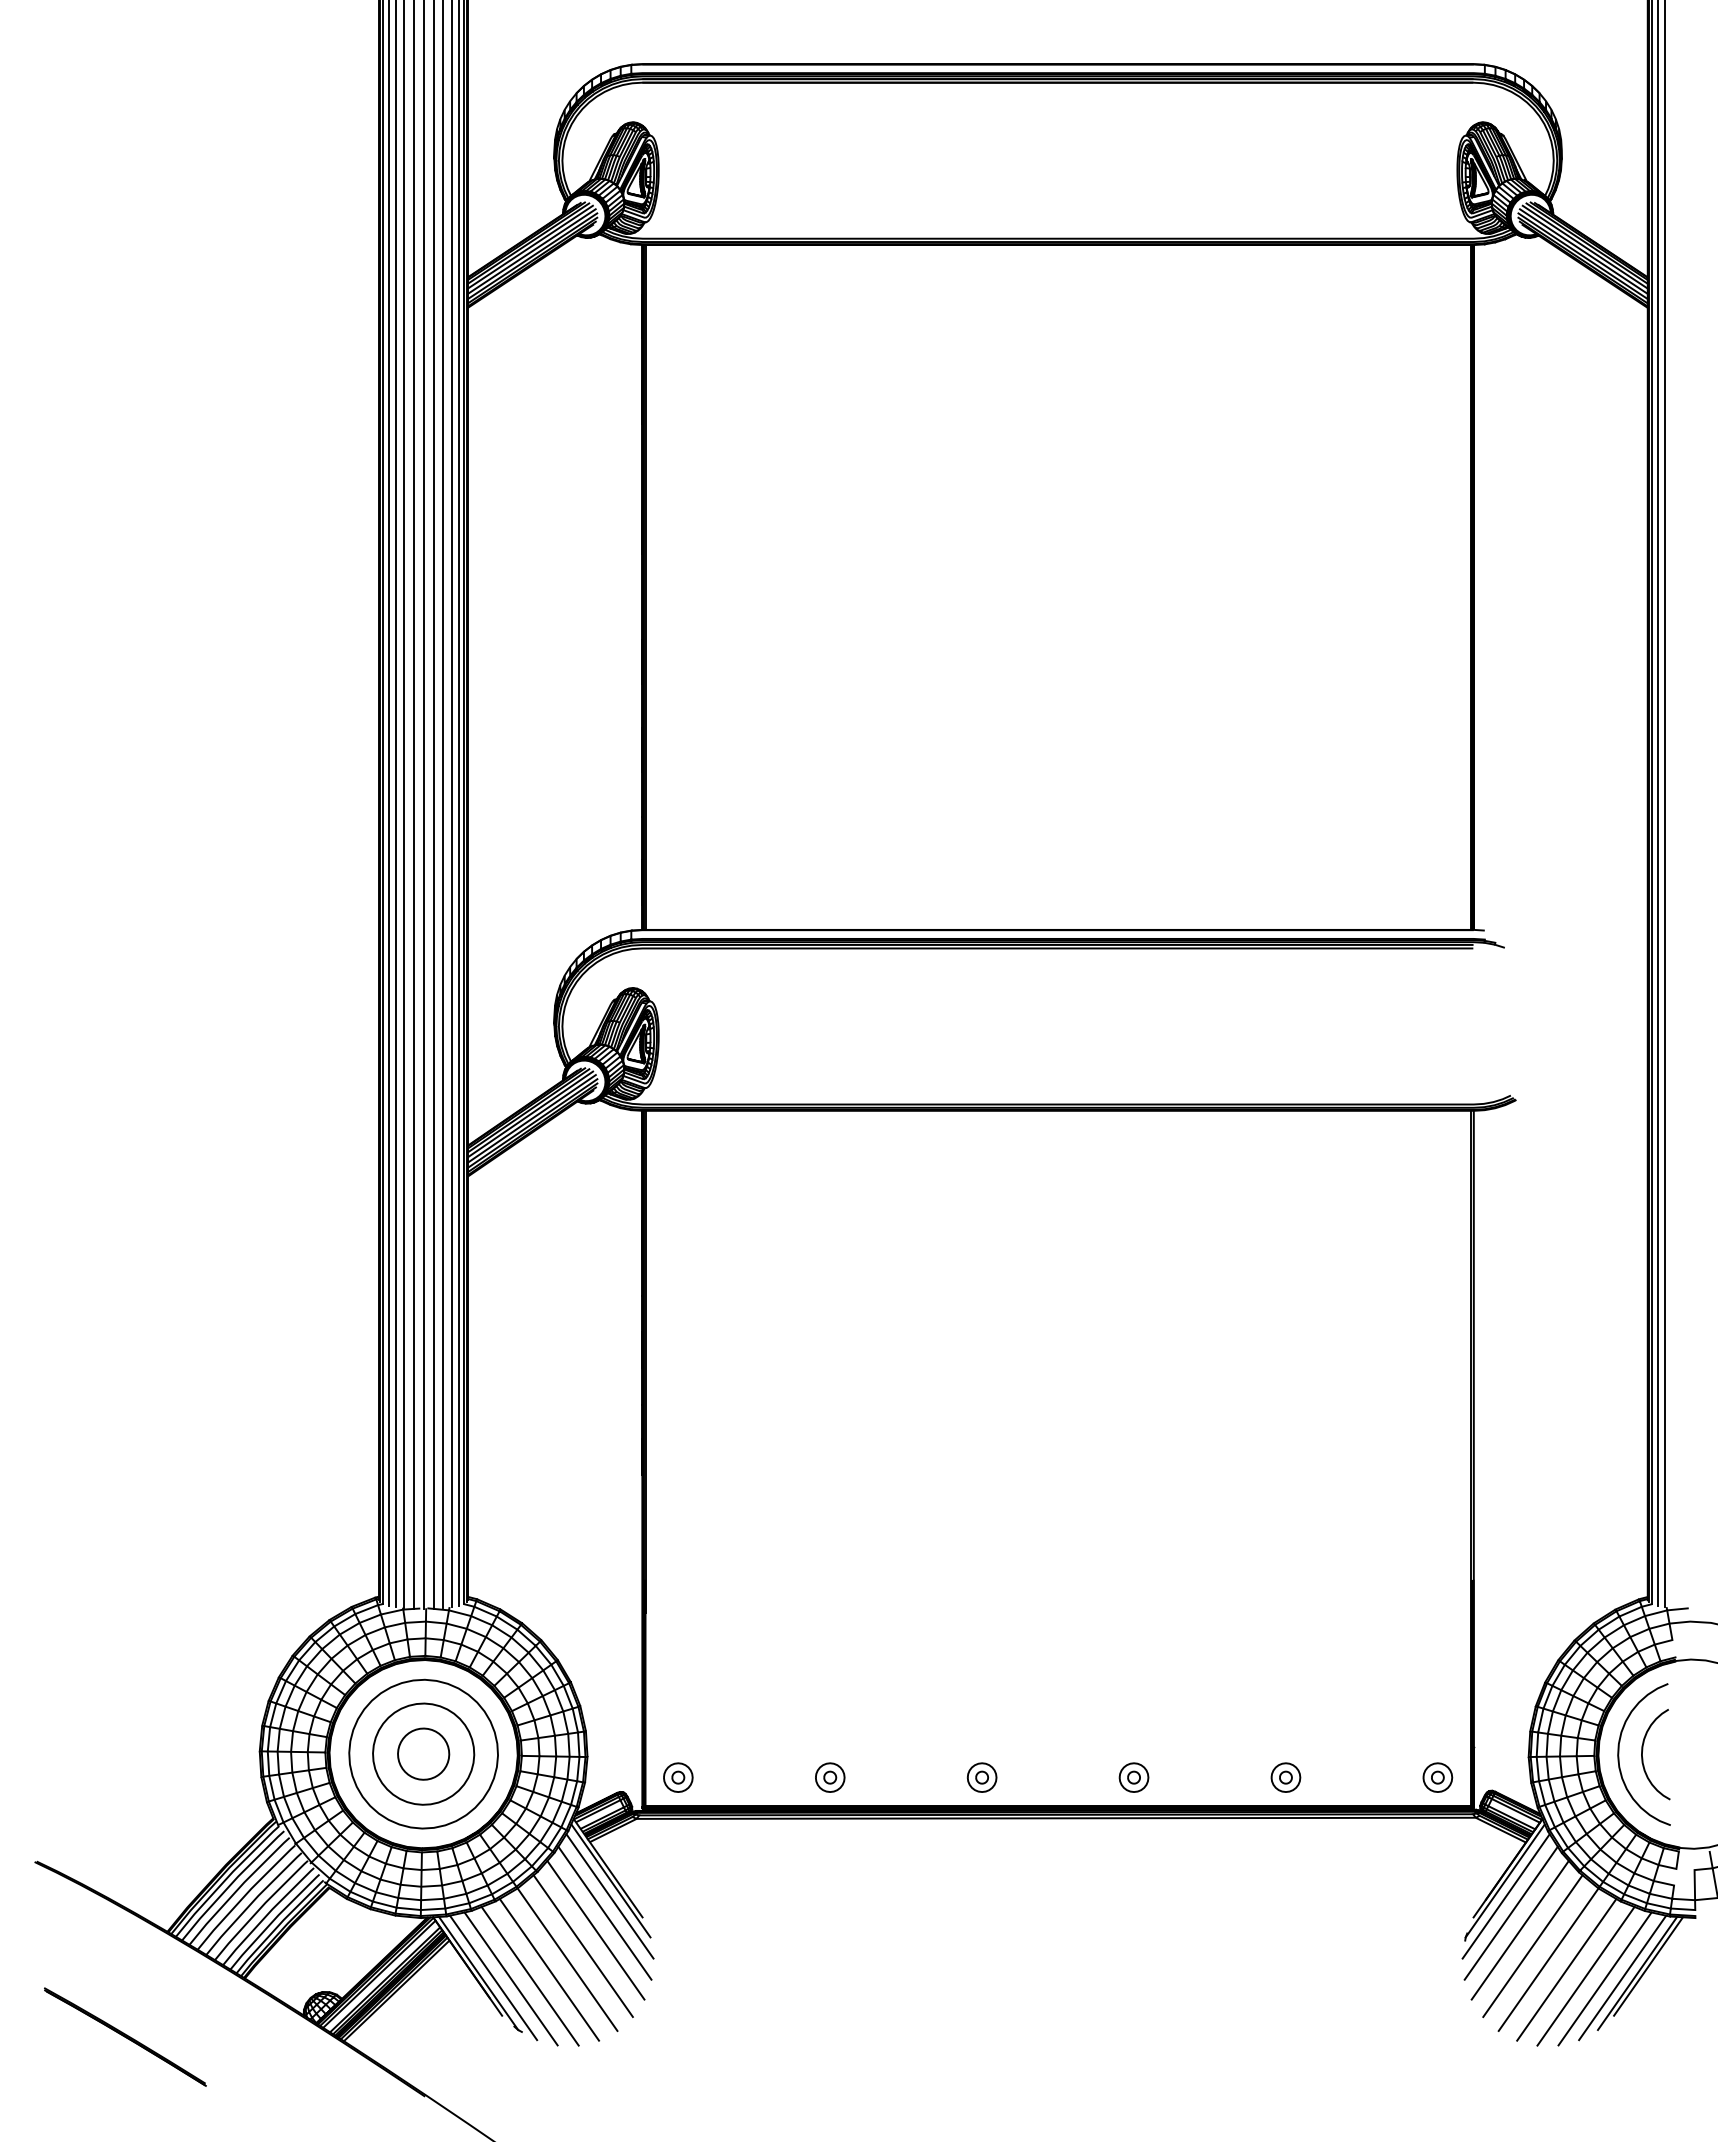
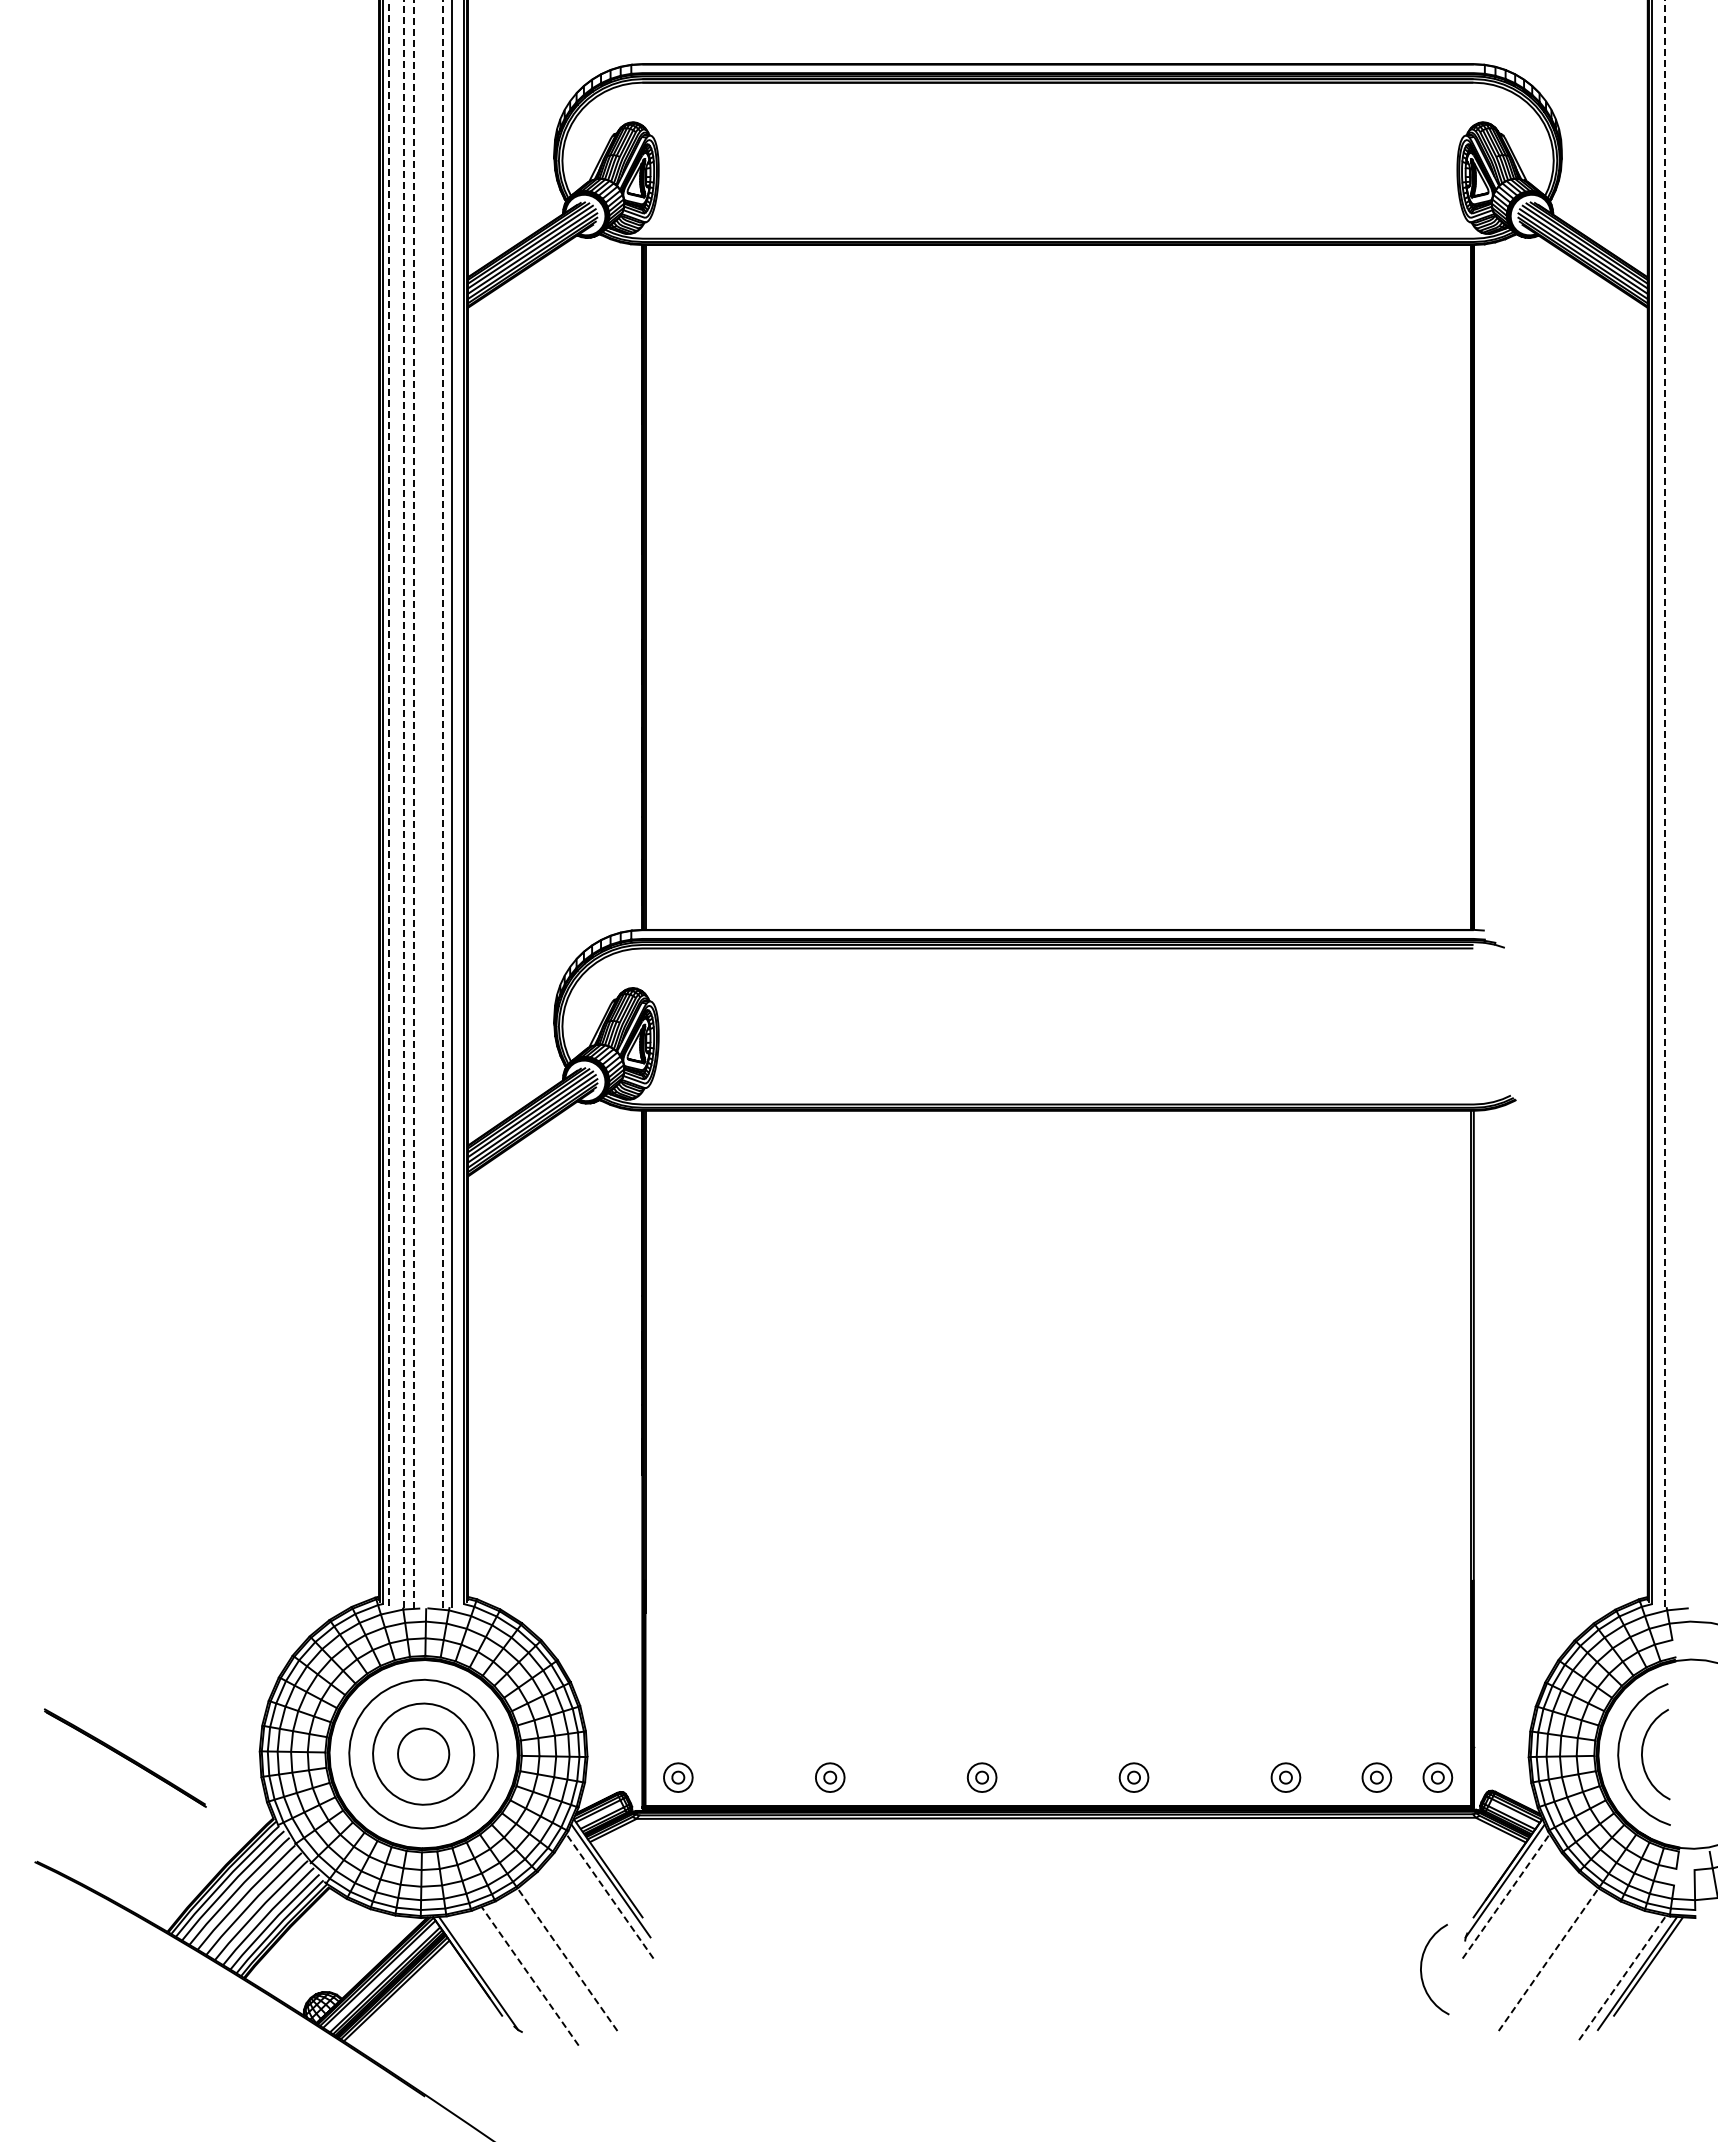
line: solid -> dashed (388, 803)
line: solid -> dashed (404, 803)
line: present -> none (458, 803)
line: present -> none (1657, 803)
line: solid -> dashed (1664, 803)
line: present -> none (395, 804)
line: solid -> dashed (413, 804)
line: solid -> dashed (443, 804)
line: present -> none (423, 805)
line: present -> none (433, 805)
part: none -> present (1376, 1777)
line: solid -> dashed (609, 1896)
line: solid -> dashed (1506, 1896)
line: present -> none (604, 1912)
line: present -> none (1510, 1912)
line: present -> none (595, 1929)
line: present -> none (1519, 1929)
line: present -> none (582, 1945)
line: present -> none (1532, 1946)
line: solid -> dashed (567, 1959)
line: solid -> dashed (1548, 1959)
curve: none -> present (1422, 1965)
line: present -> none (549, 1969)
line: present -> none (1566, 1969)
line: present -> none (1585, 1975)
line: solid -> dashed (530, 1976)
line: present -> none (493, 1977)
line: solid -> dashed (1622, 1977)
line: present -> none (510, 1978)
line: present -> none (1604, 1978)
part position: (125, 2036) -> (125, 1757) (125, 1757)
